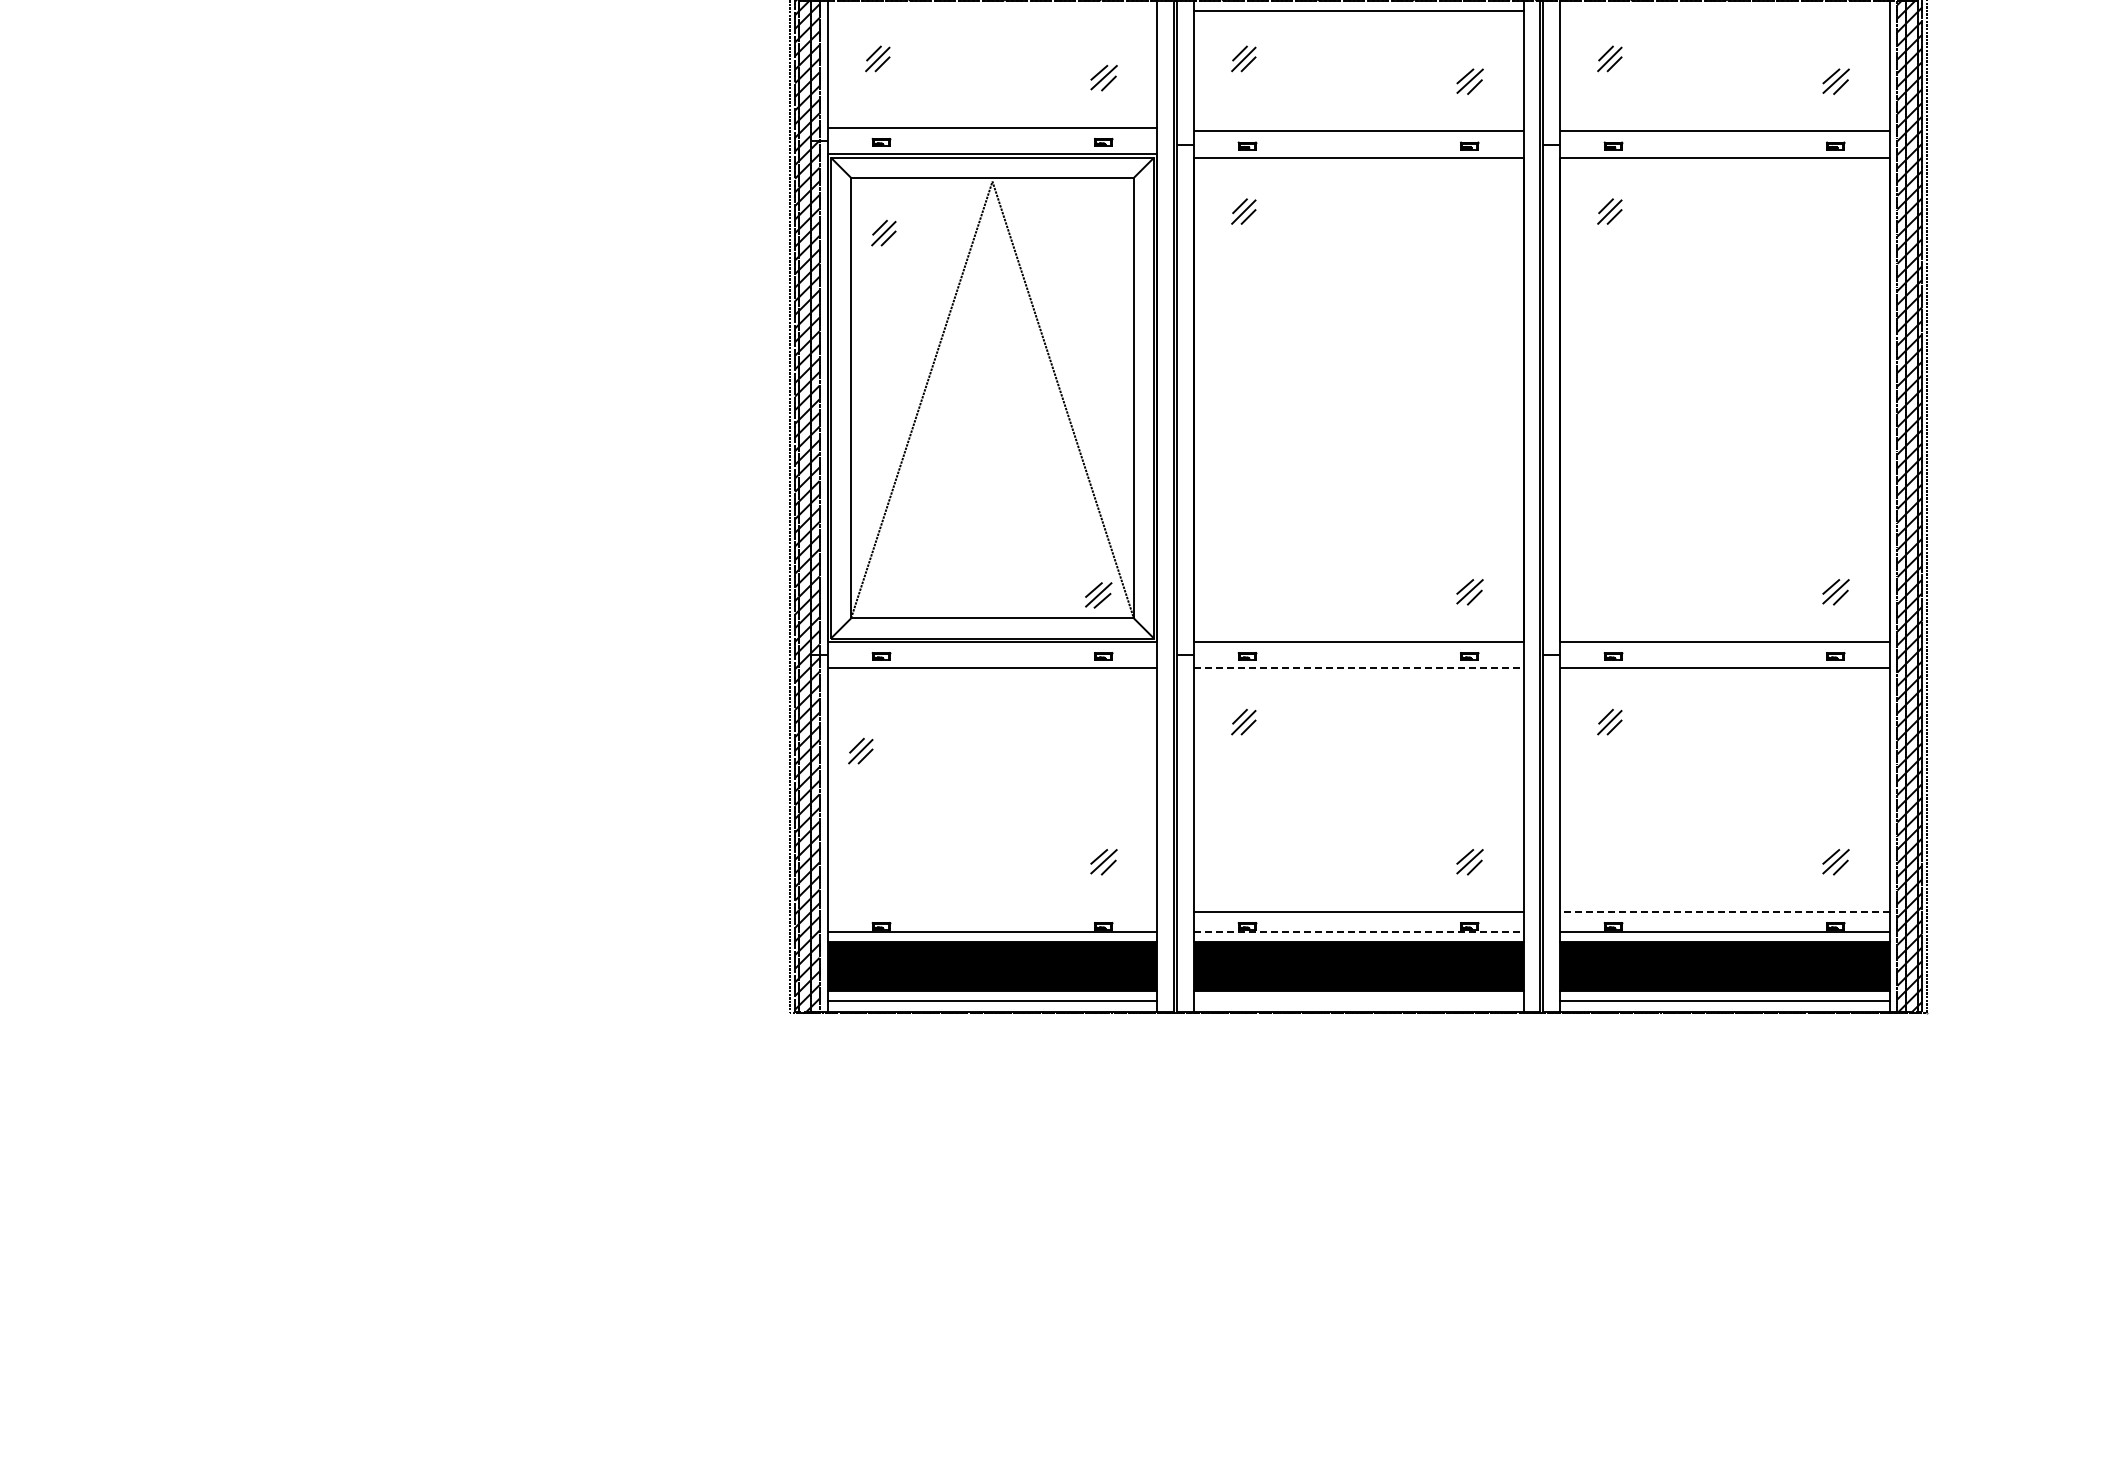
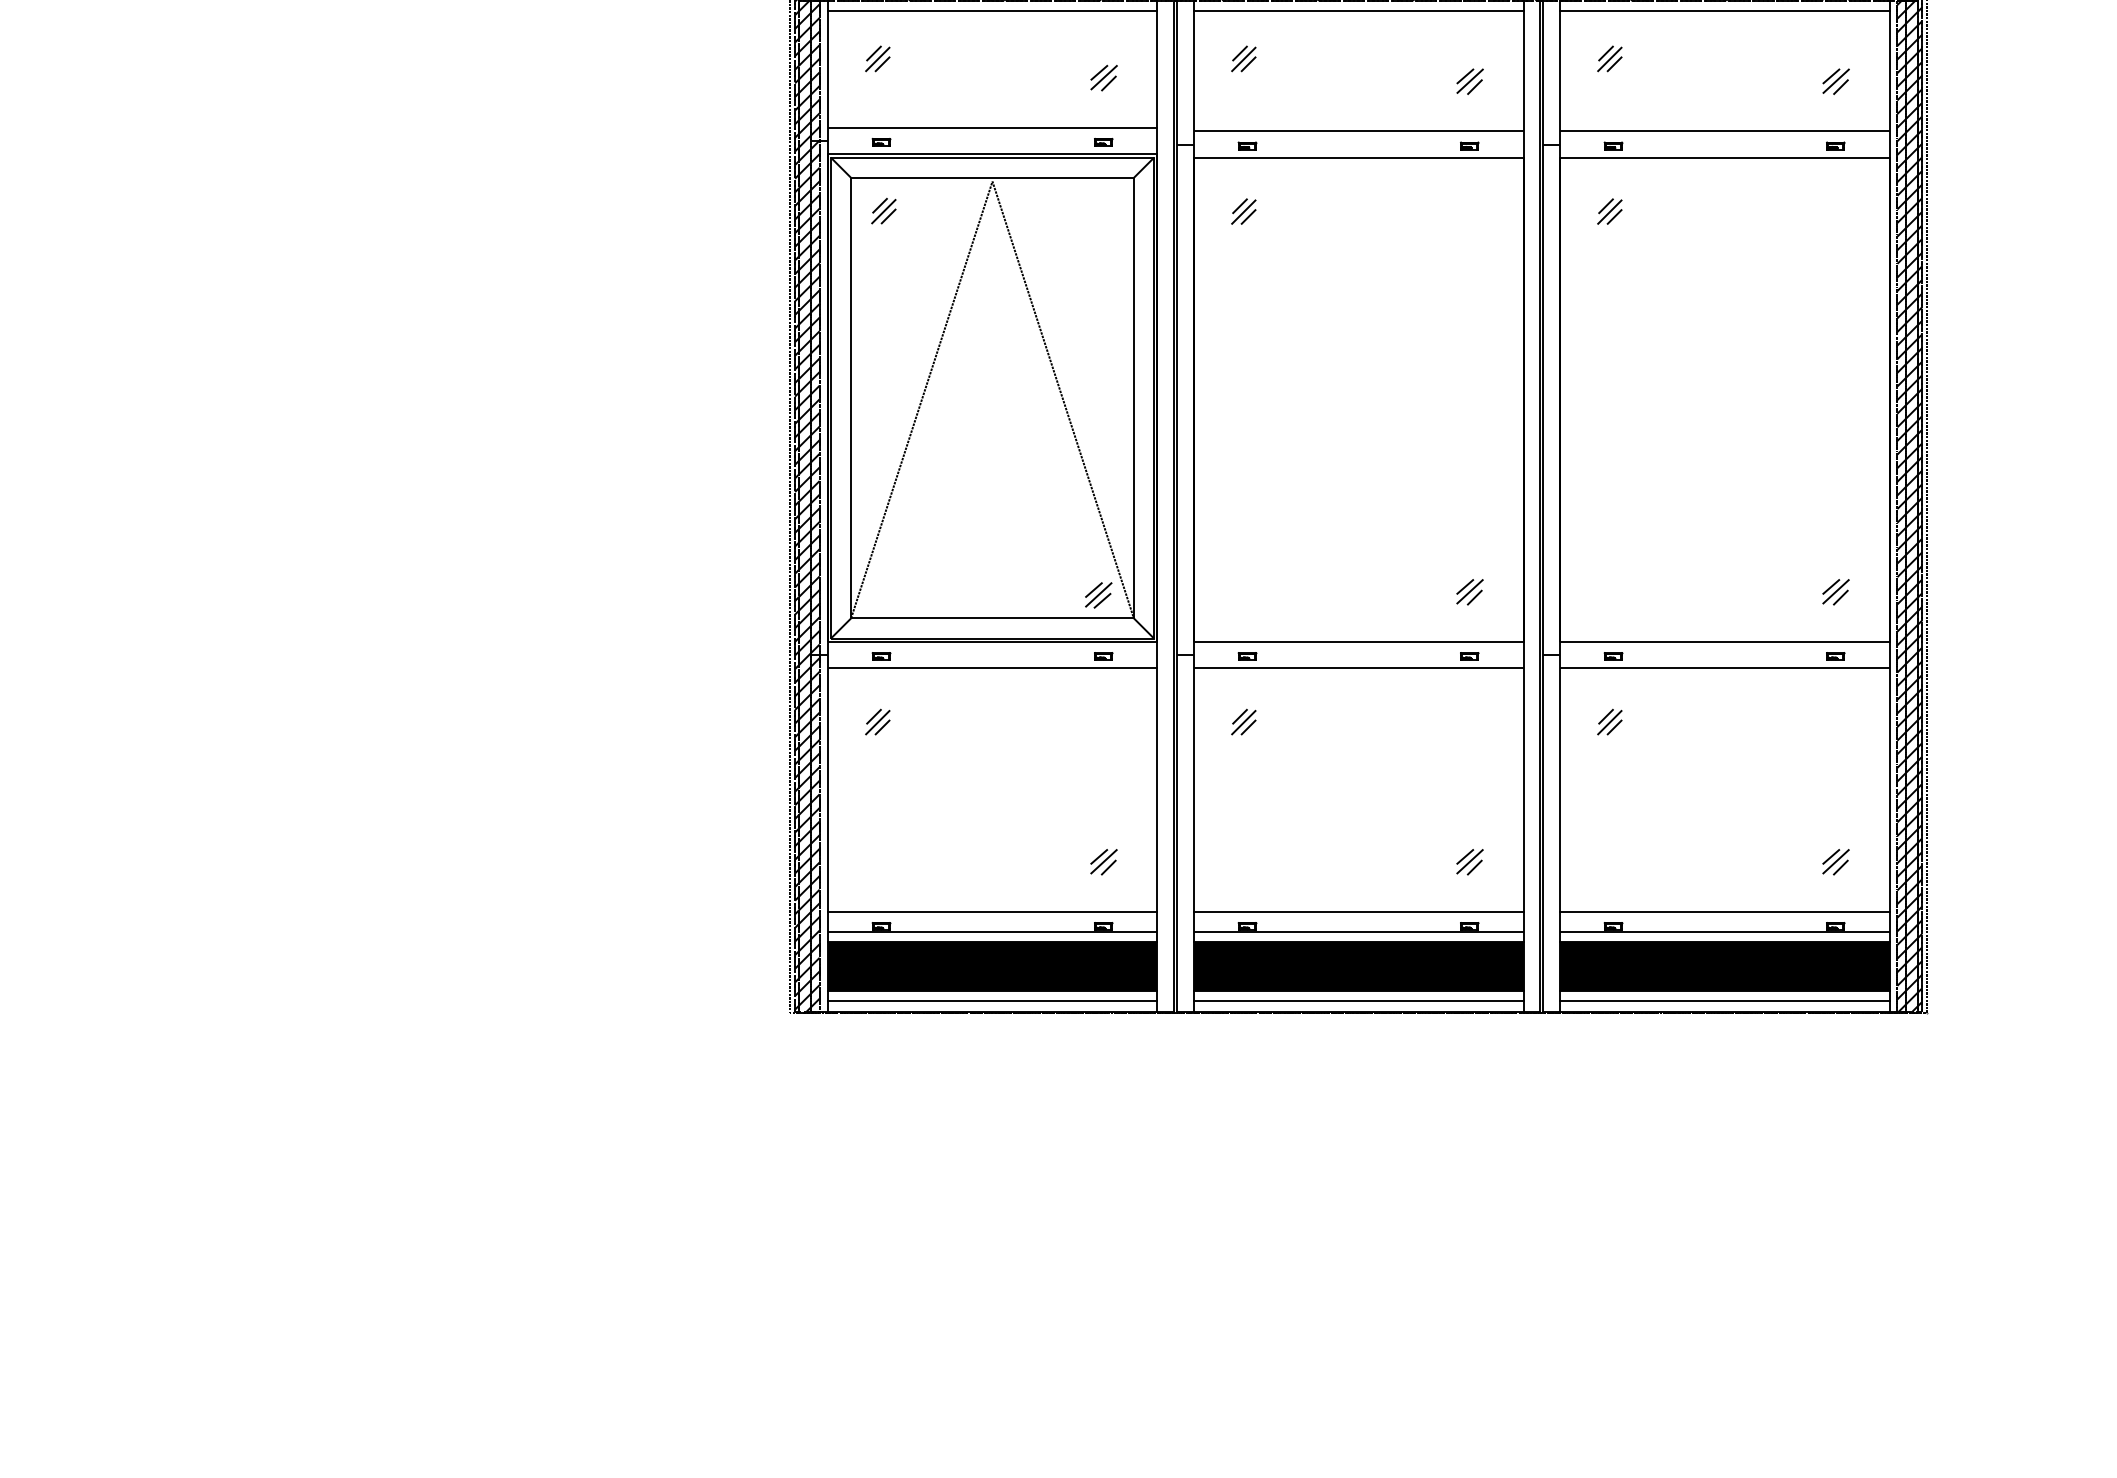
line: none -> present (992, 11)
line: none -> present (1724, 11)
part position: (883, 232) -> (883, 210) (883, 210)
line: dashed -> solid (1359, 668)
part position: (860, 750) -> (877, 721) (877, 721)
line: none -> present (992, 911)
line: dashed -> solid (1724, 911)
line: dashed -> solid (1358, 932)
line: none -> present (1358, 1000)
